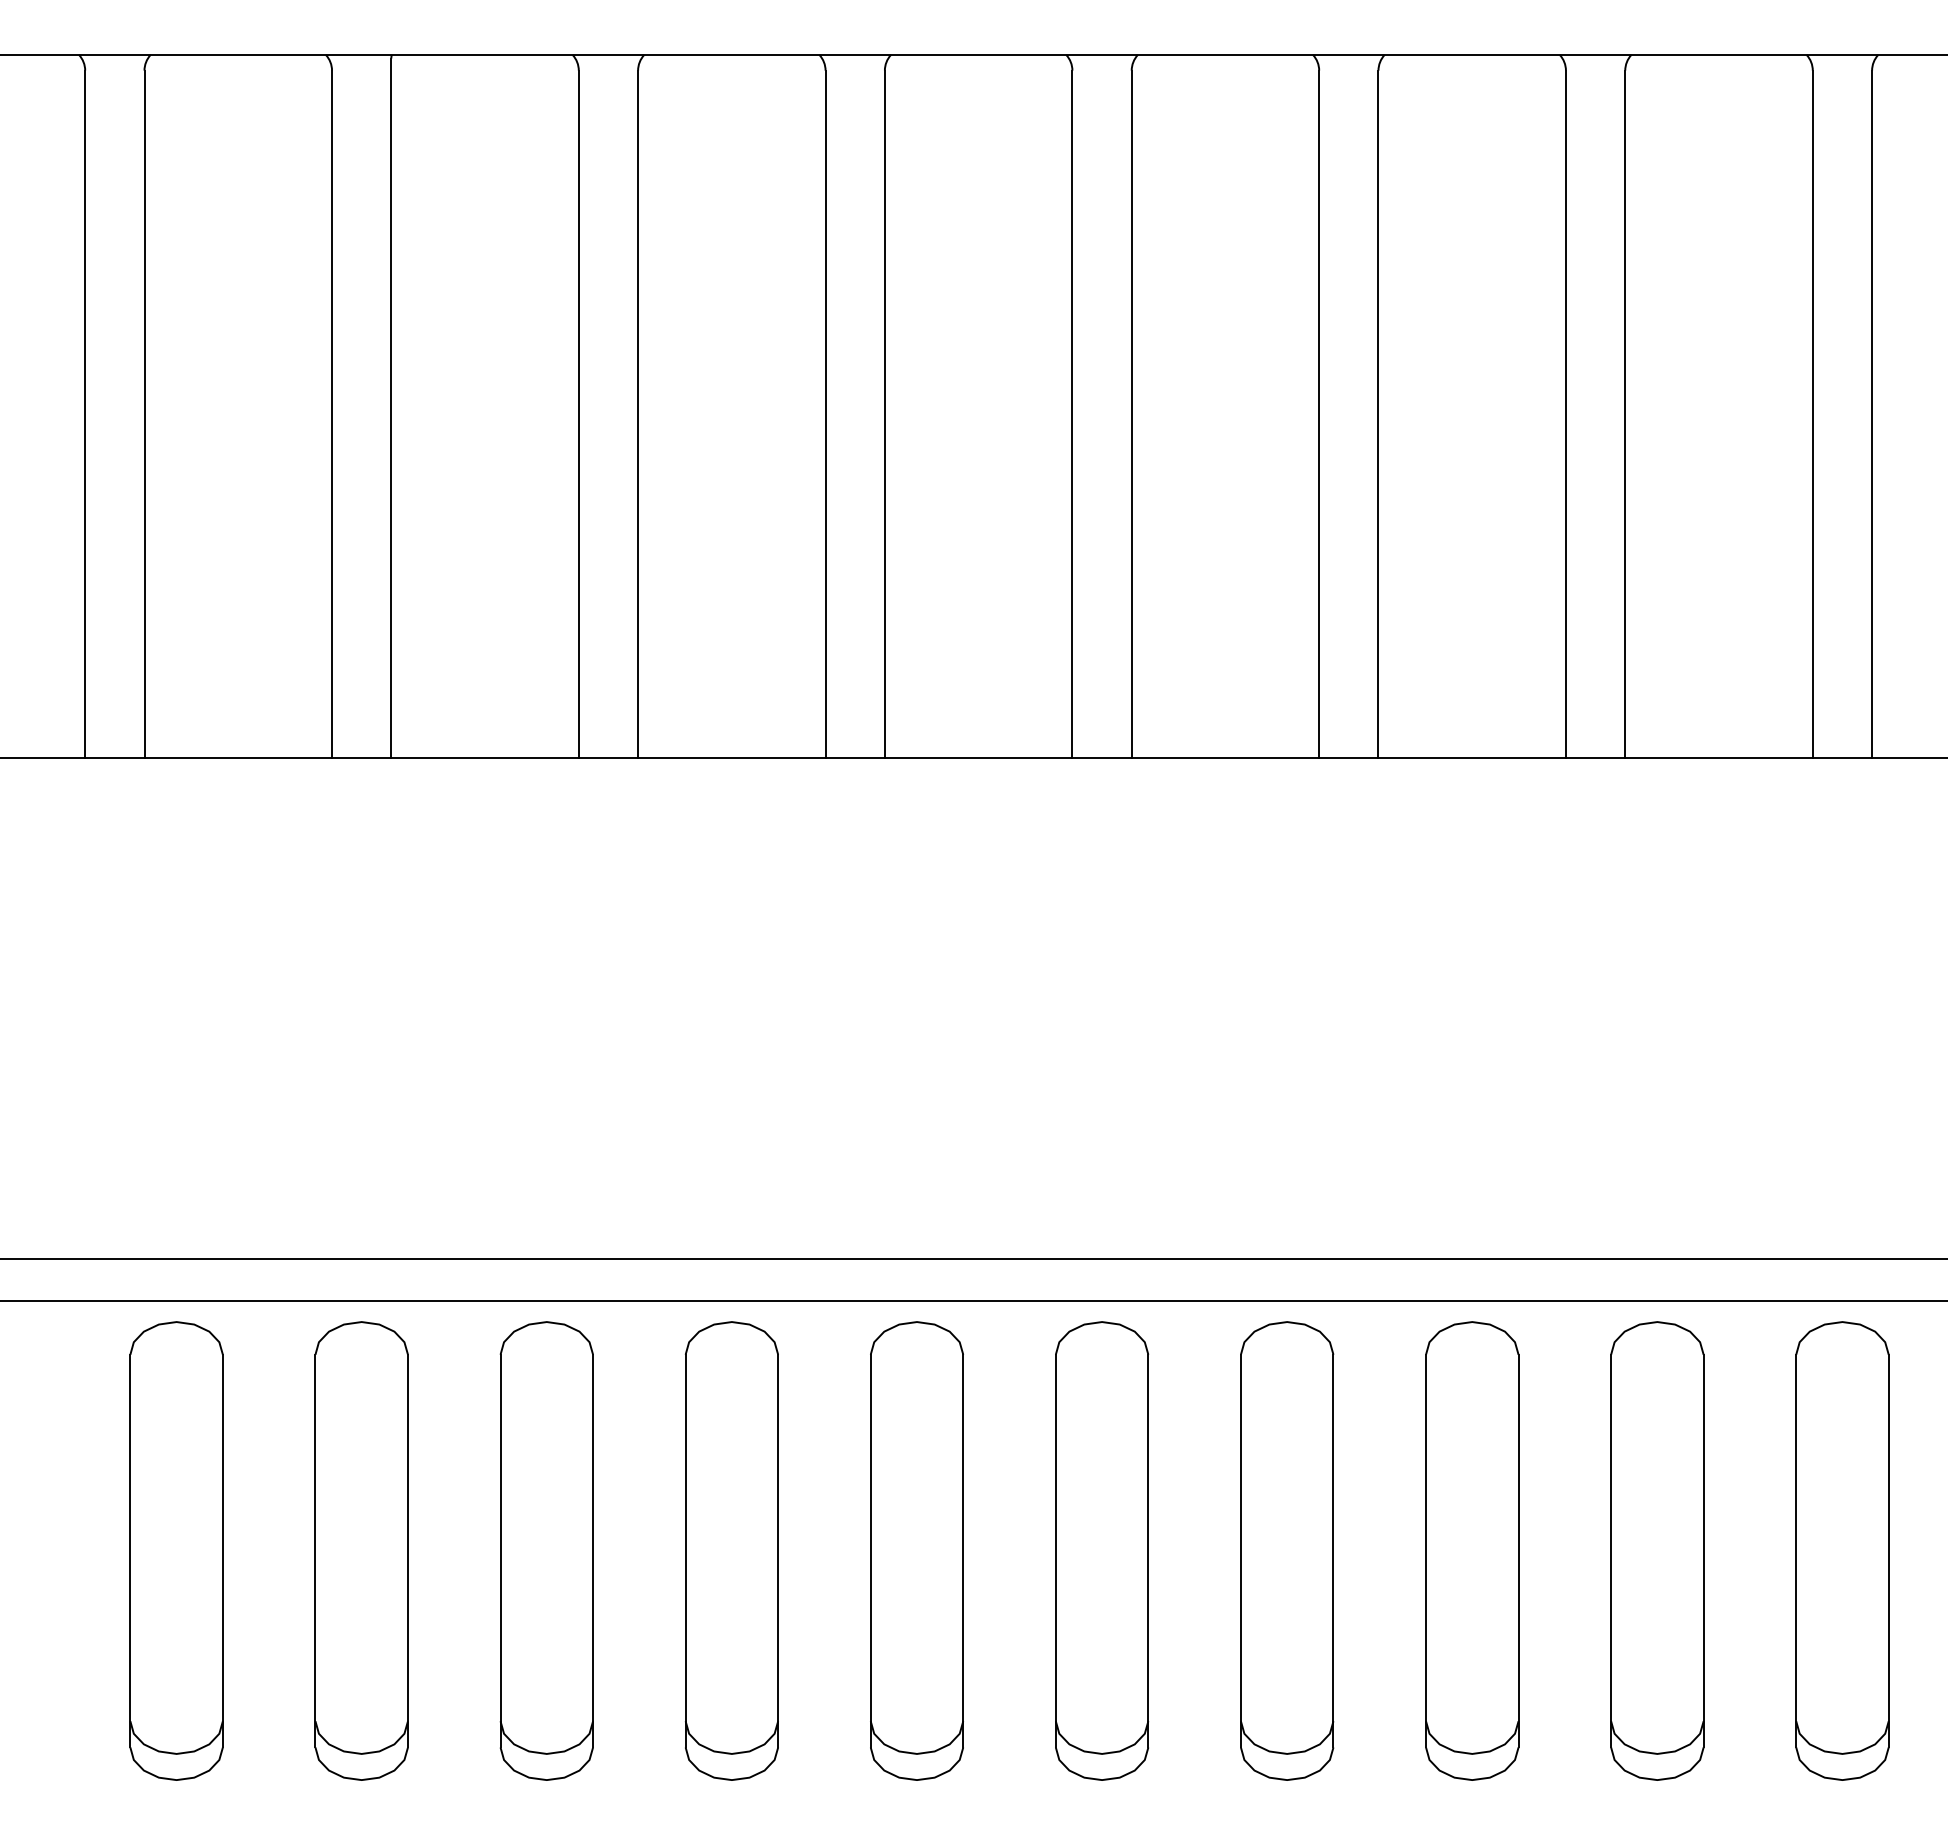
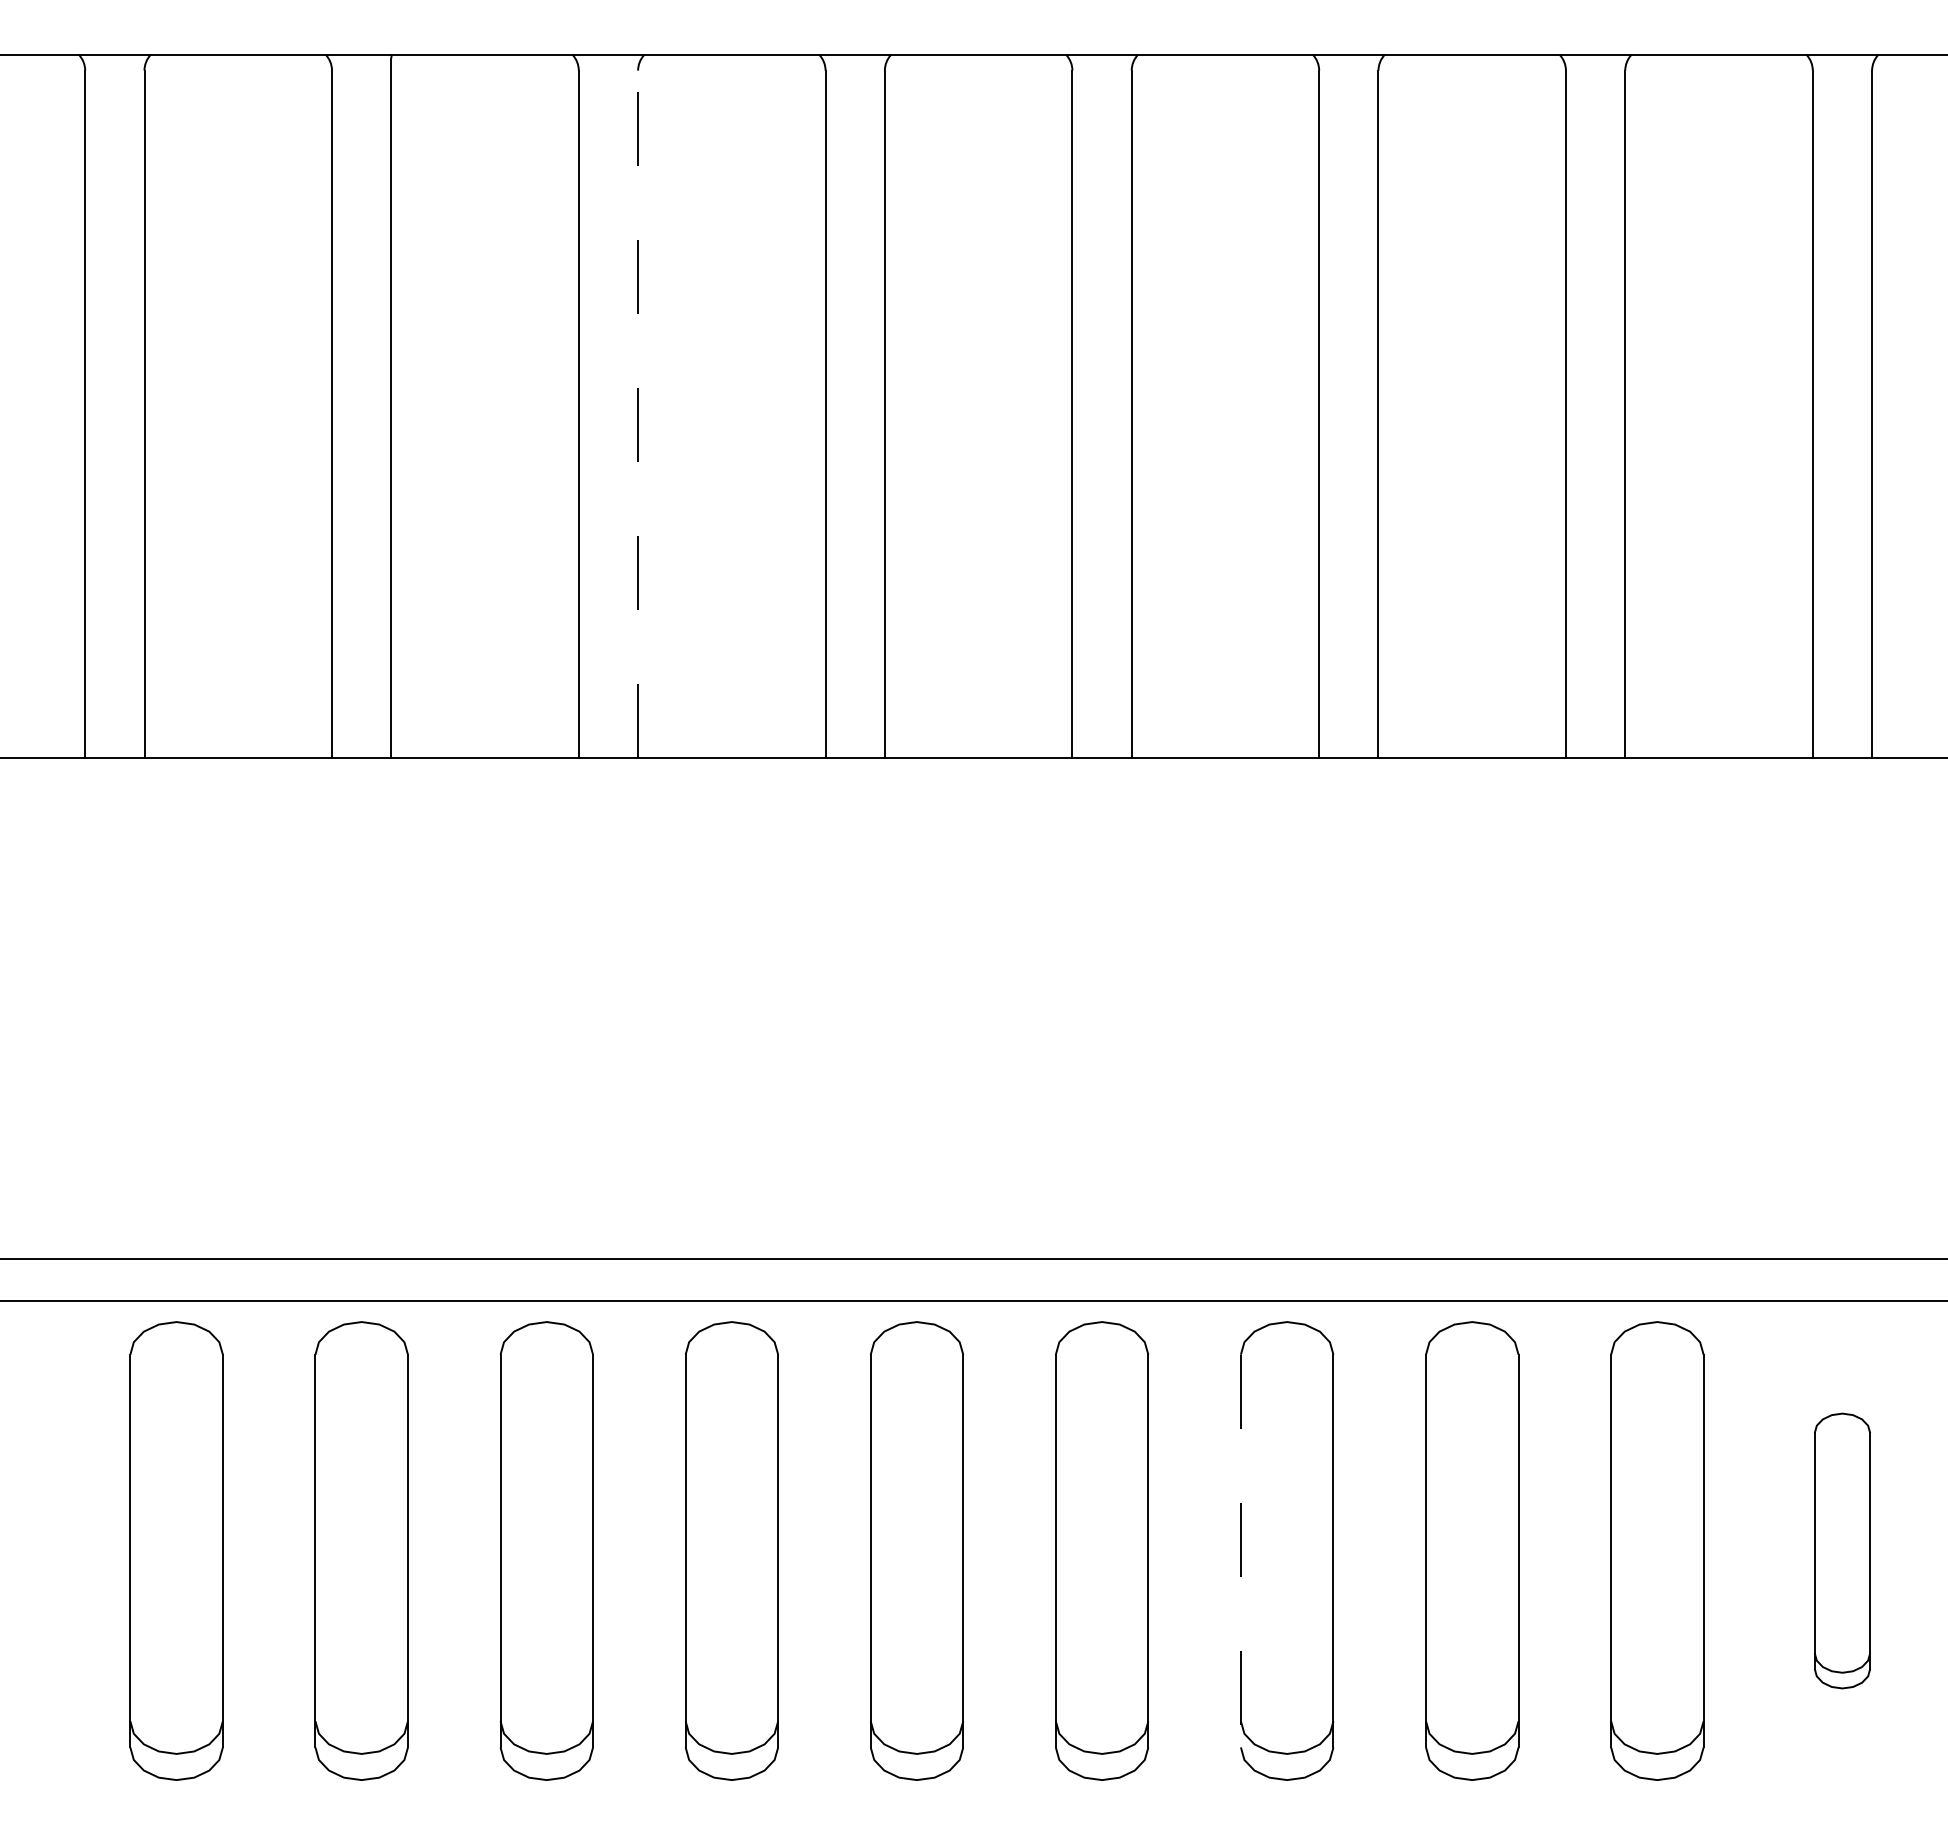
line: solid -> dashed (638, 414)
part size: 95x460 px -> 57x278 px (1842, 1550)
line: solid -> dashed (1240, 1551)
